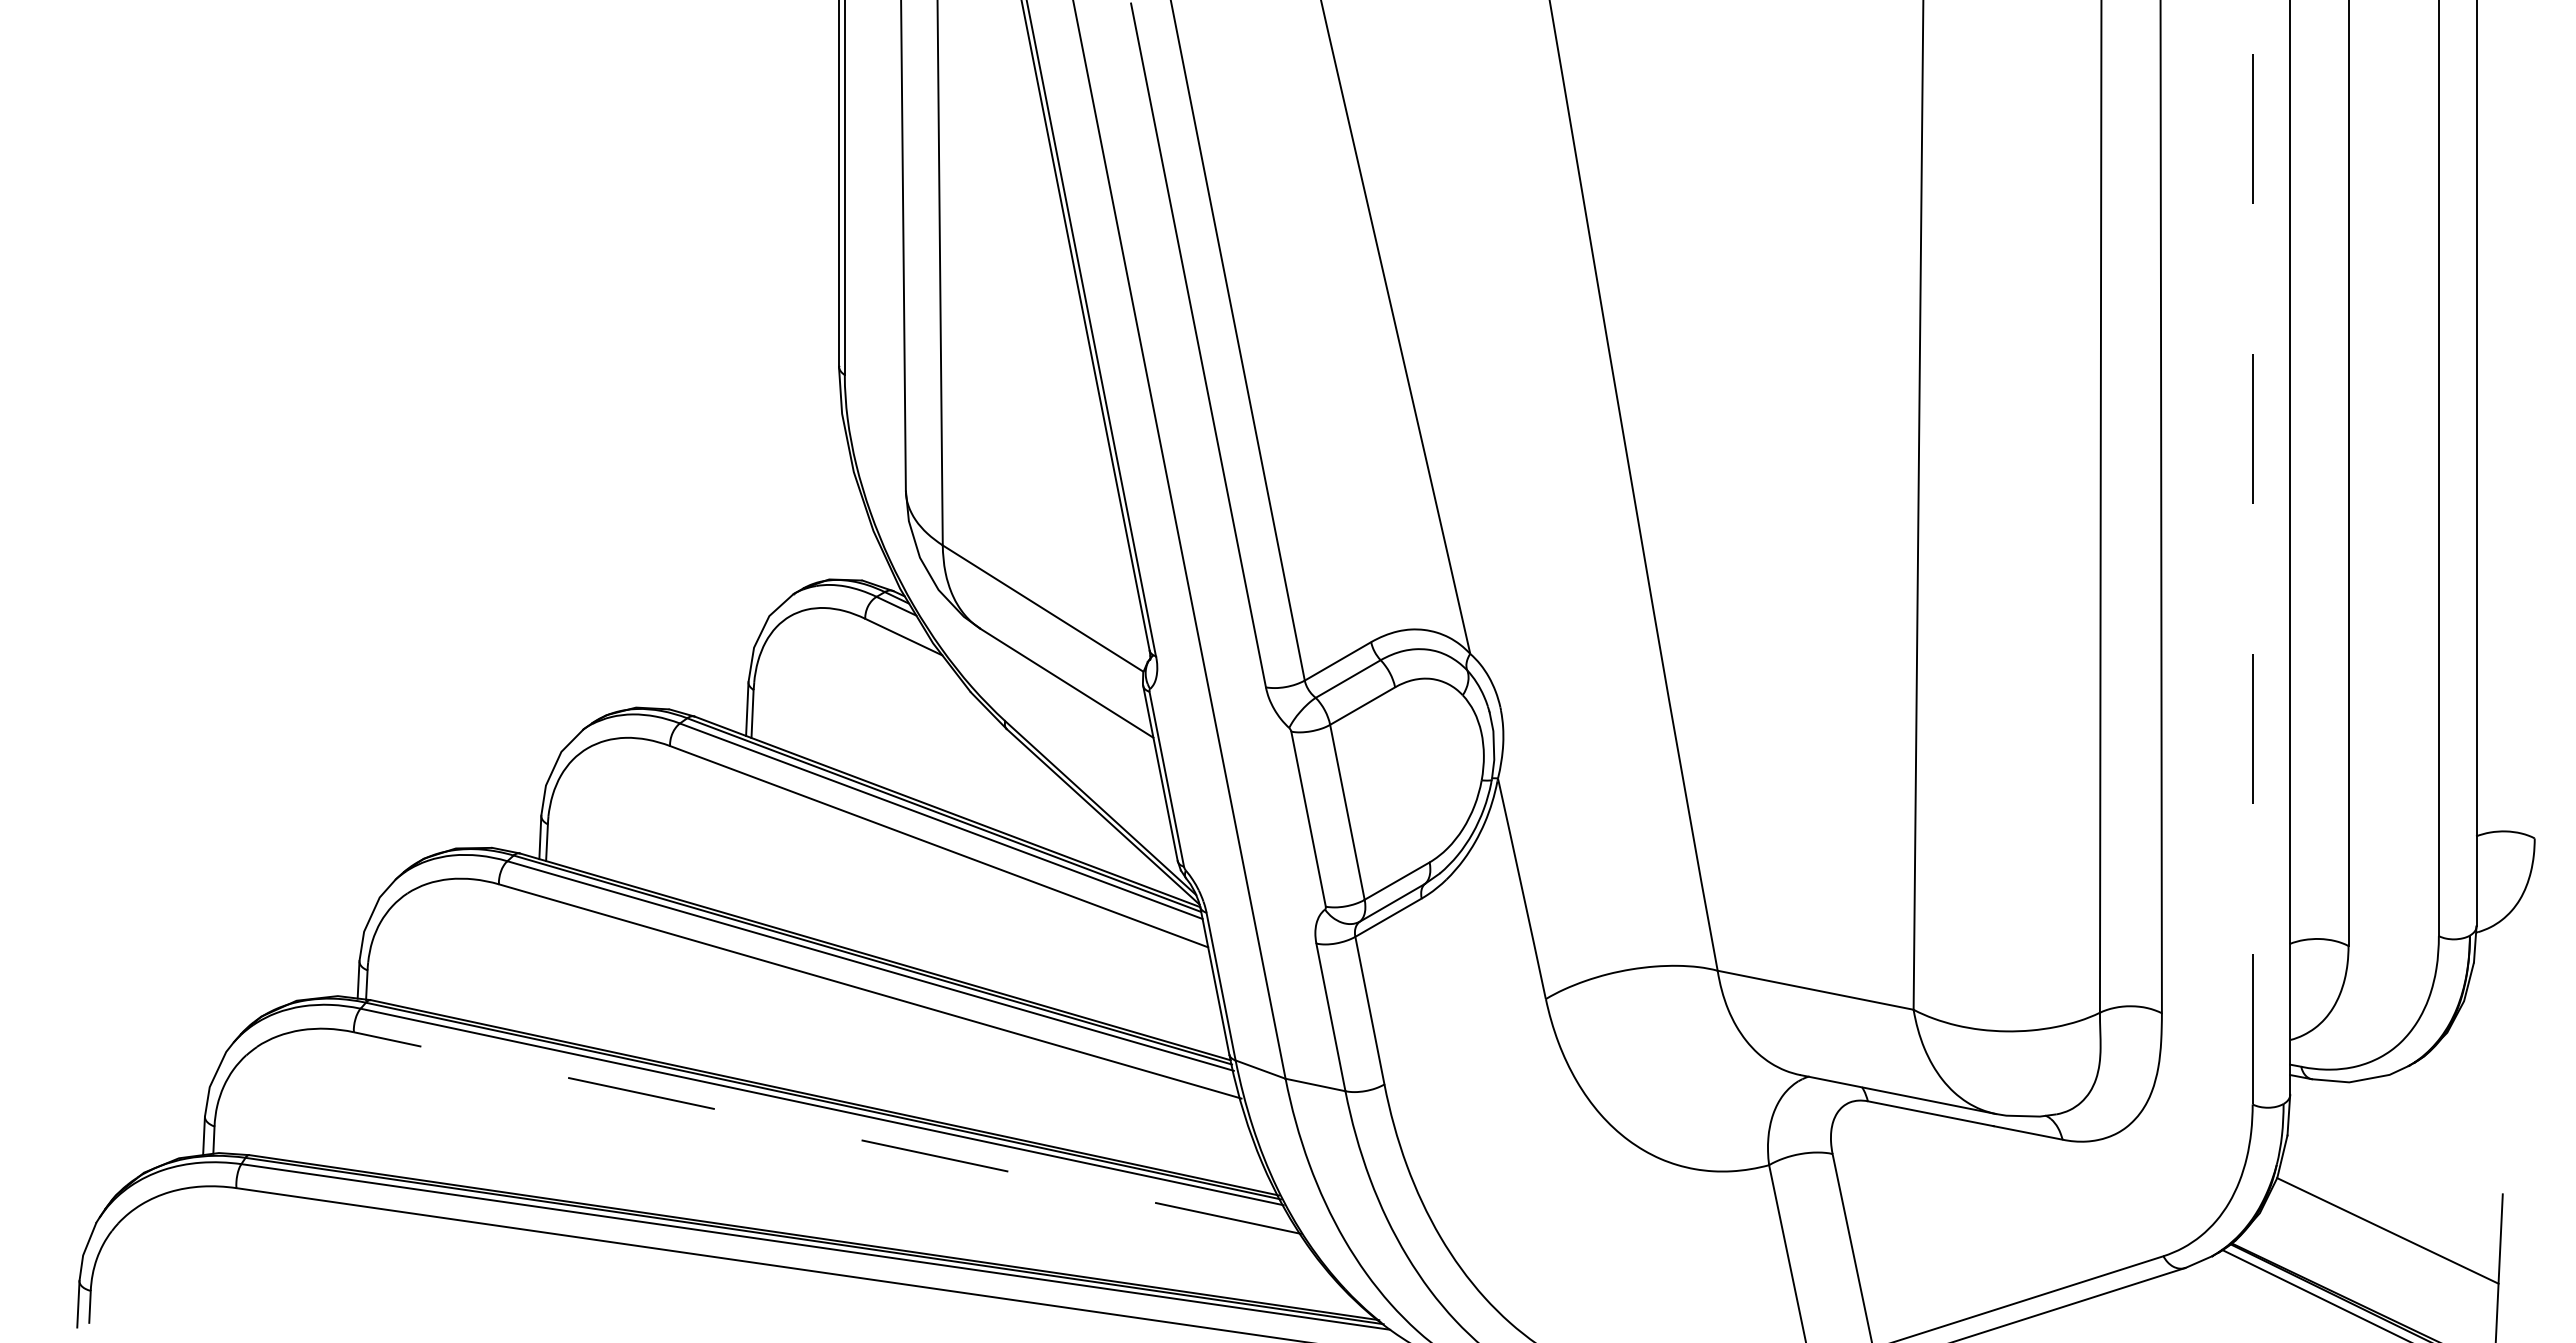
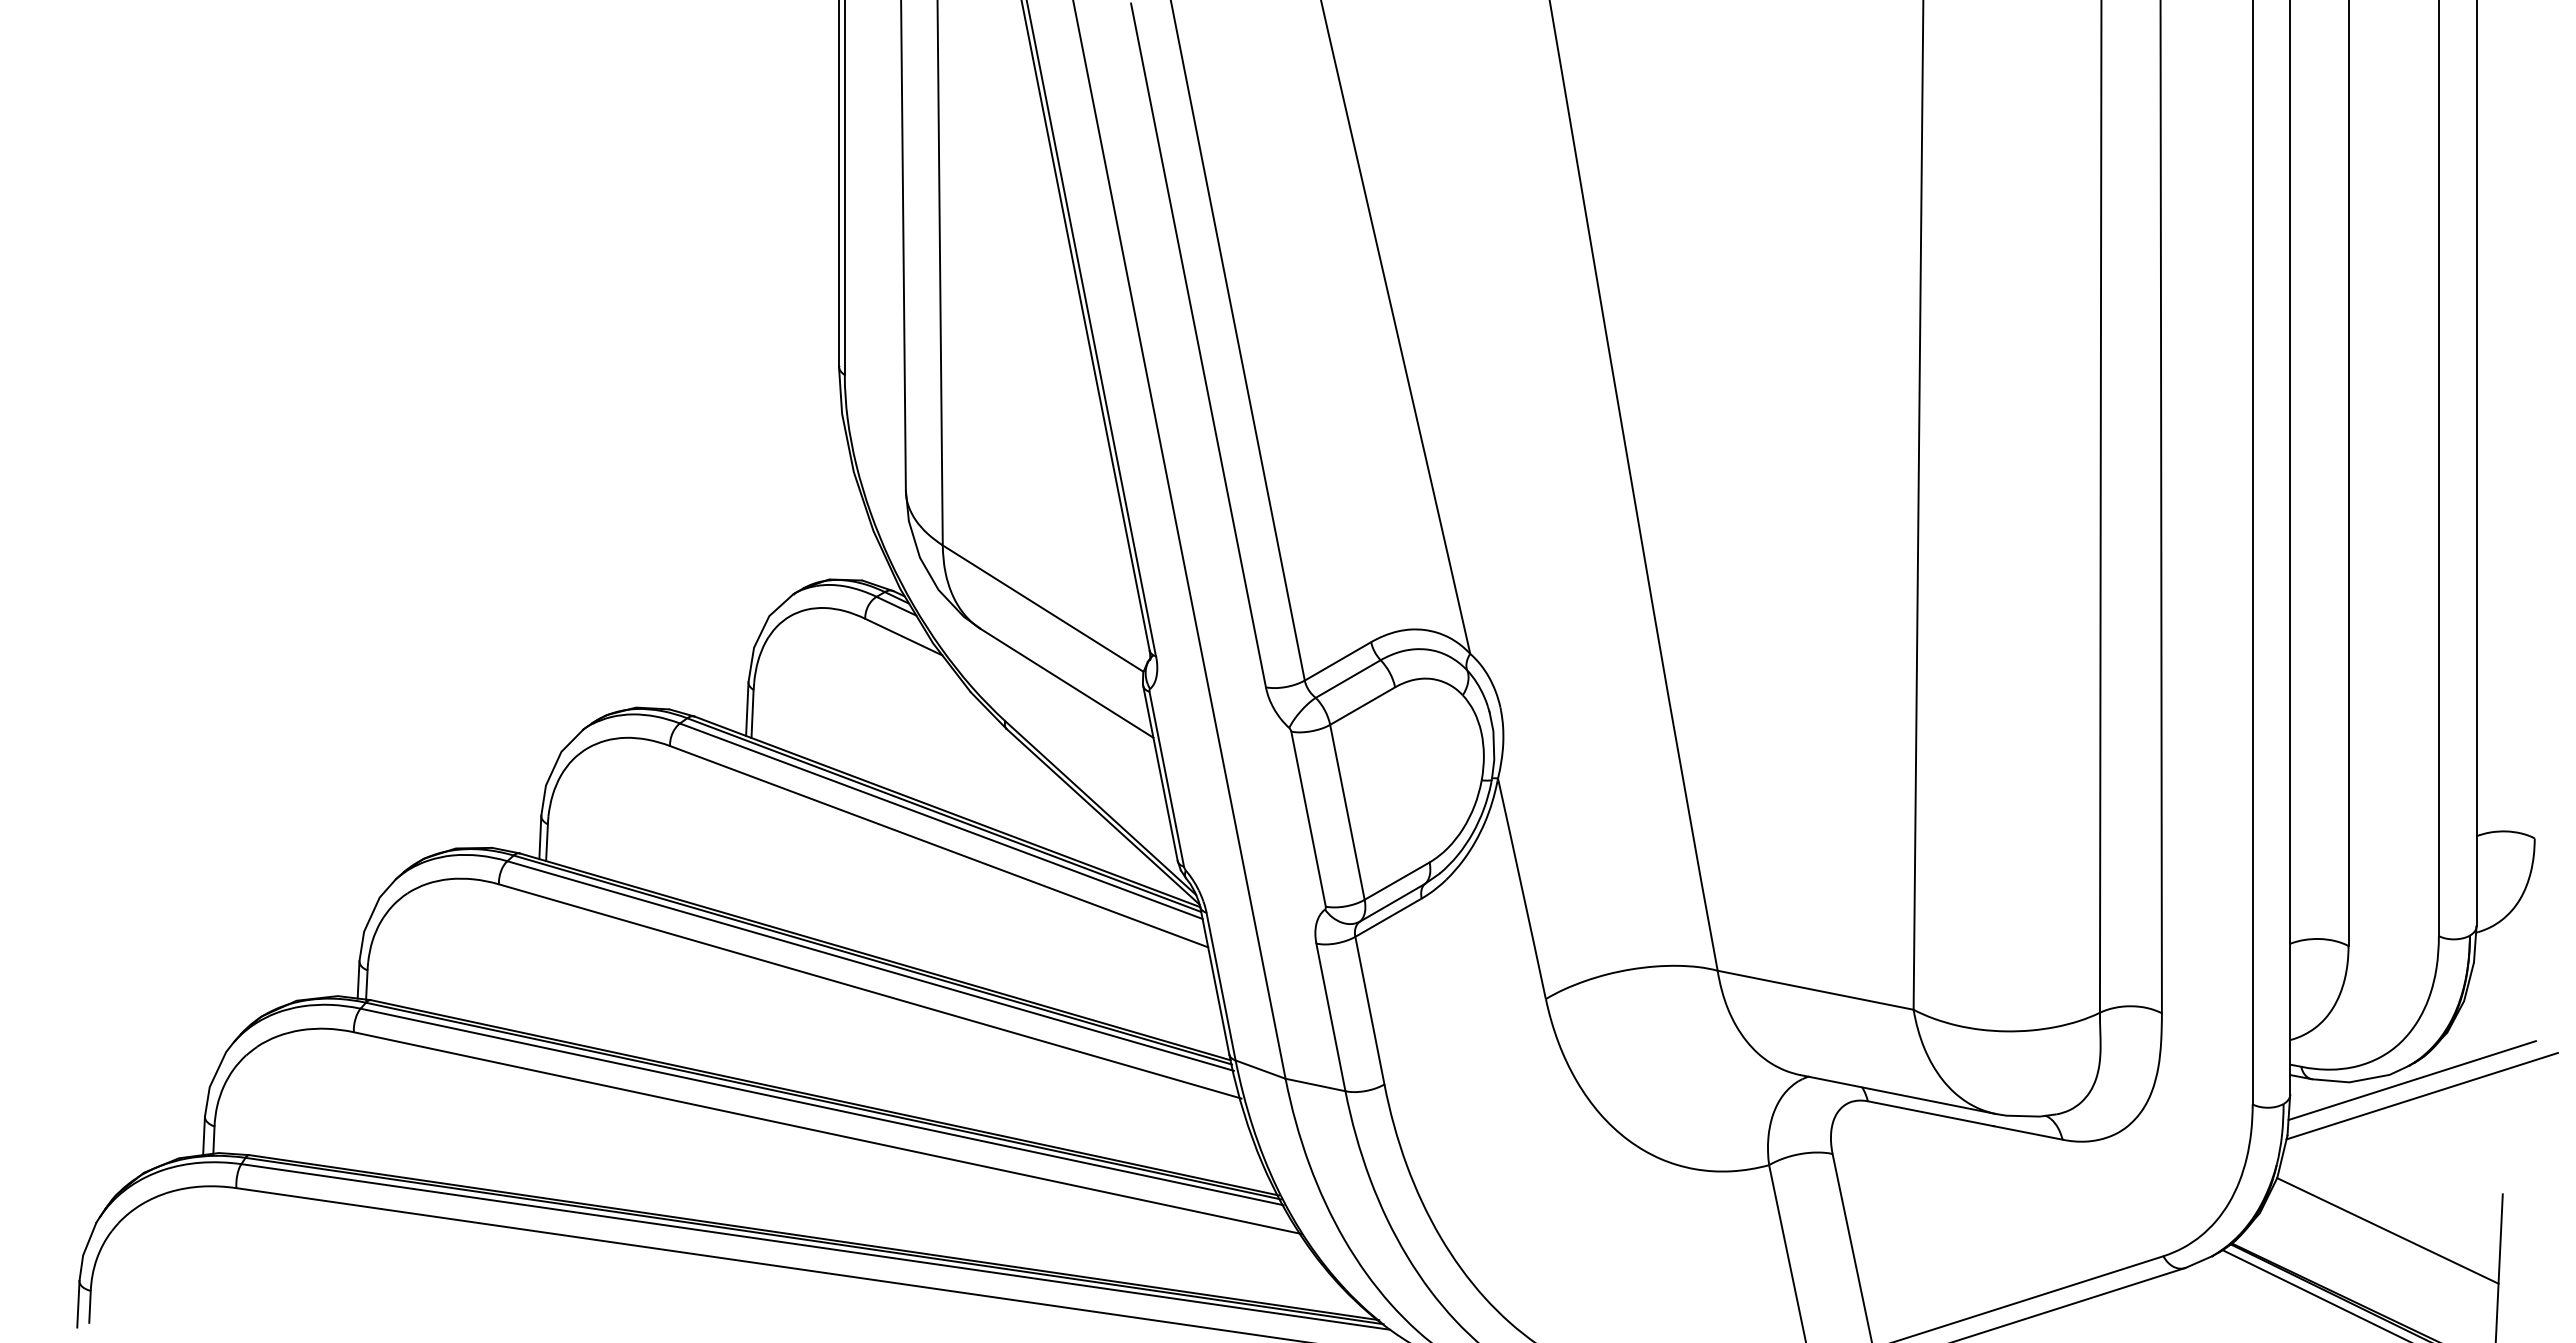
line: dashed -> solid (2252, 552)
line: none -> present (2411, 1080)
line: none -> present (2422, 1095)
line: dashed -> solid (827, 1133)
